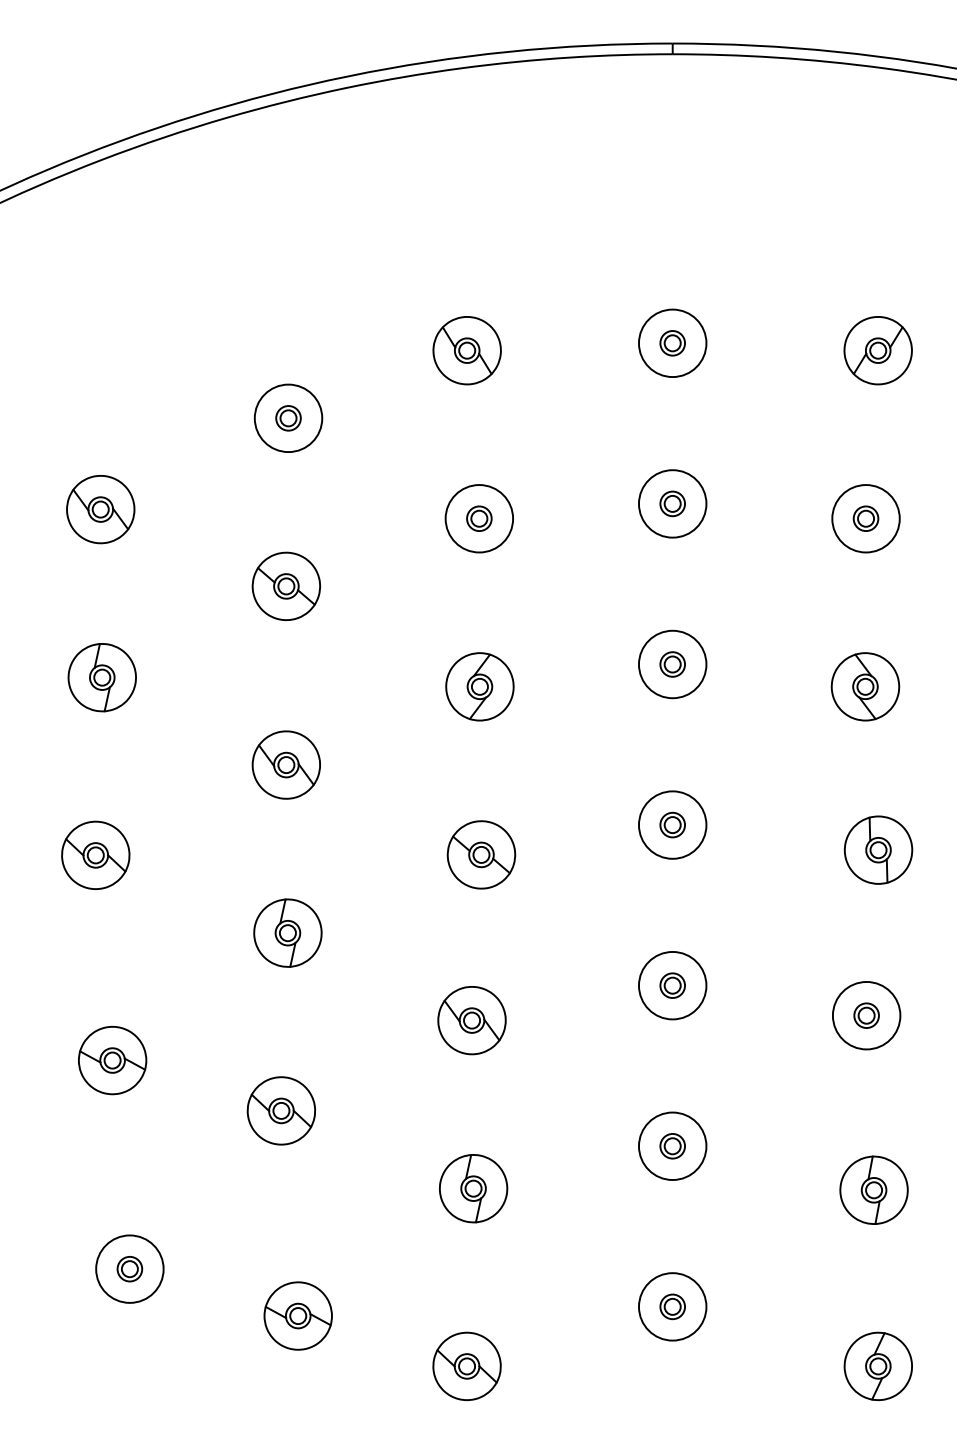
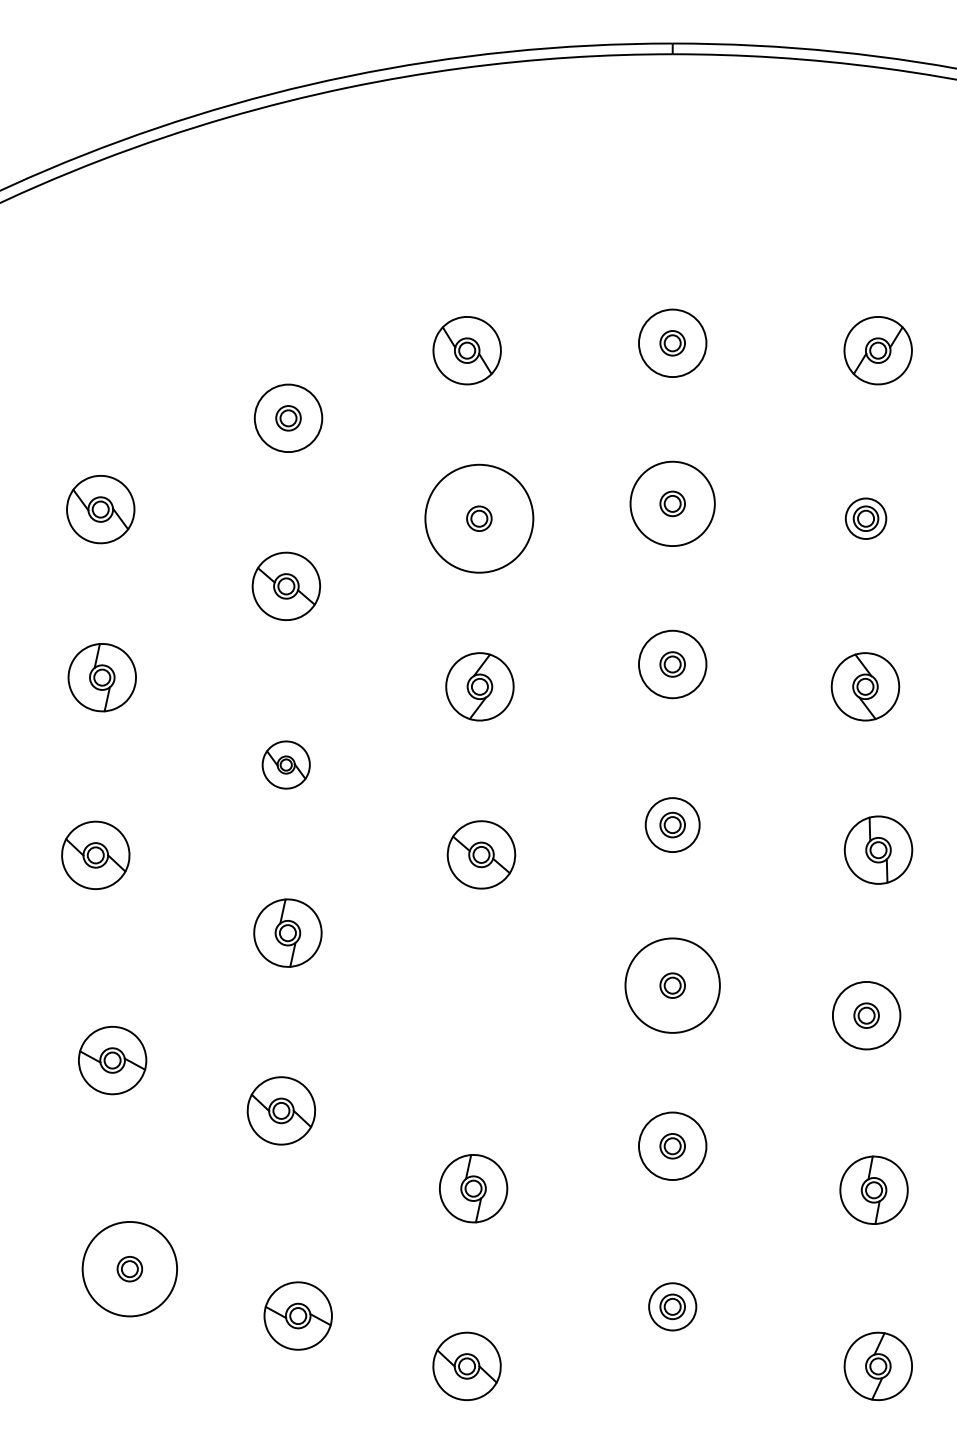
circle diameter: 67 px -> 84 px (672, 503)
circle diameter: 67 px -> 108 px (479, 518)
circle diameter: 67 px -> 40 px (865, 518)
part size: 70x70 px -> 50x50 px (285, 764)
circle diameter: 67 px -> 54 px (672, 825)
circle diameter: 67 px -> 94 px (672, 985)
part: present -> none (471, 1020)
circle diameter: 67 px -> 94 px (129, 1268)
circle diameter: 67 px -> 47 px (672, 1306)
